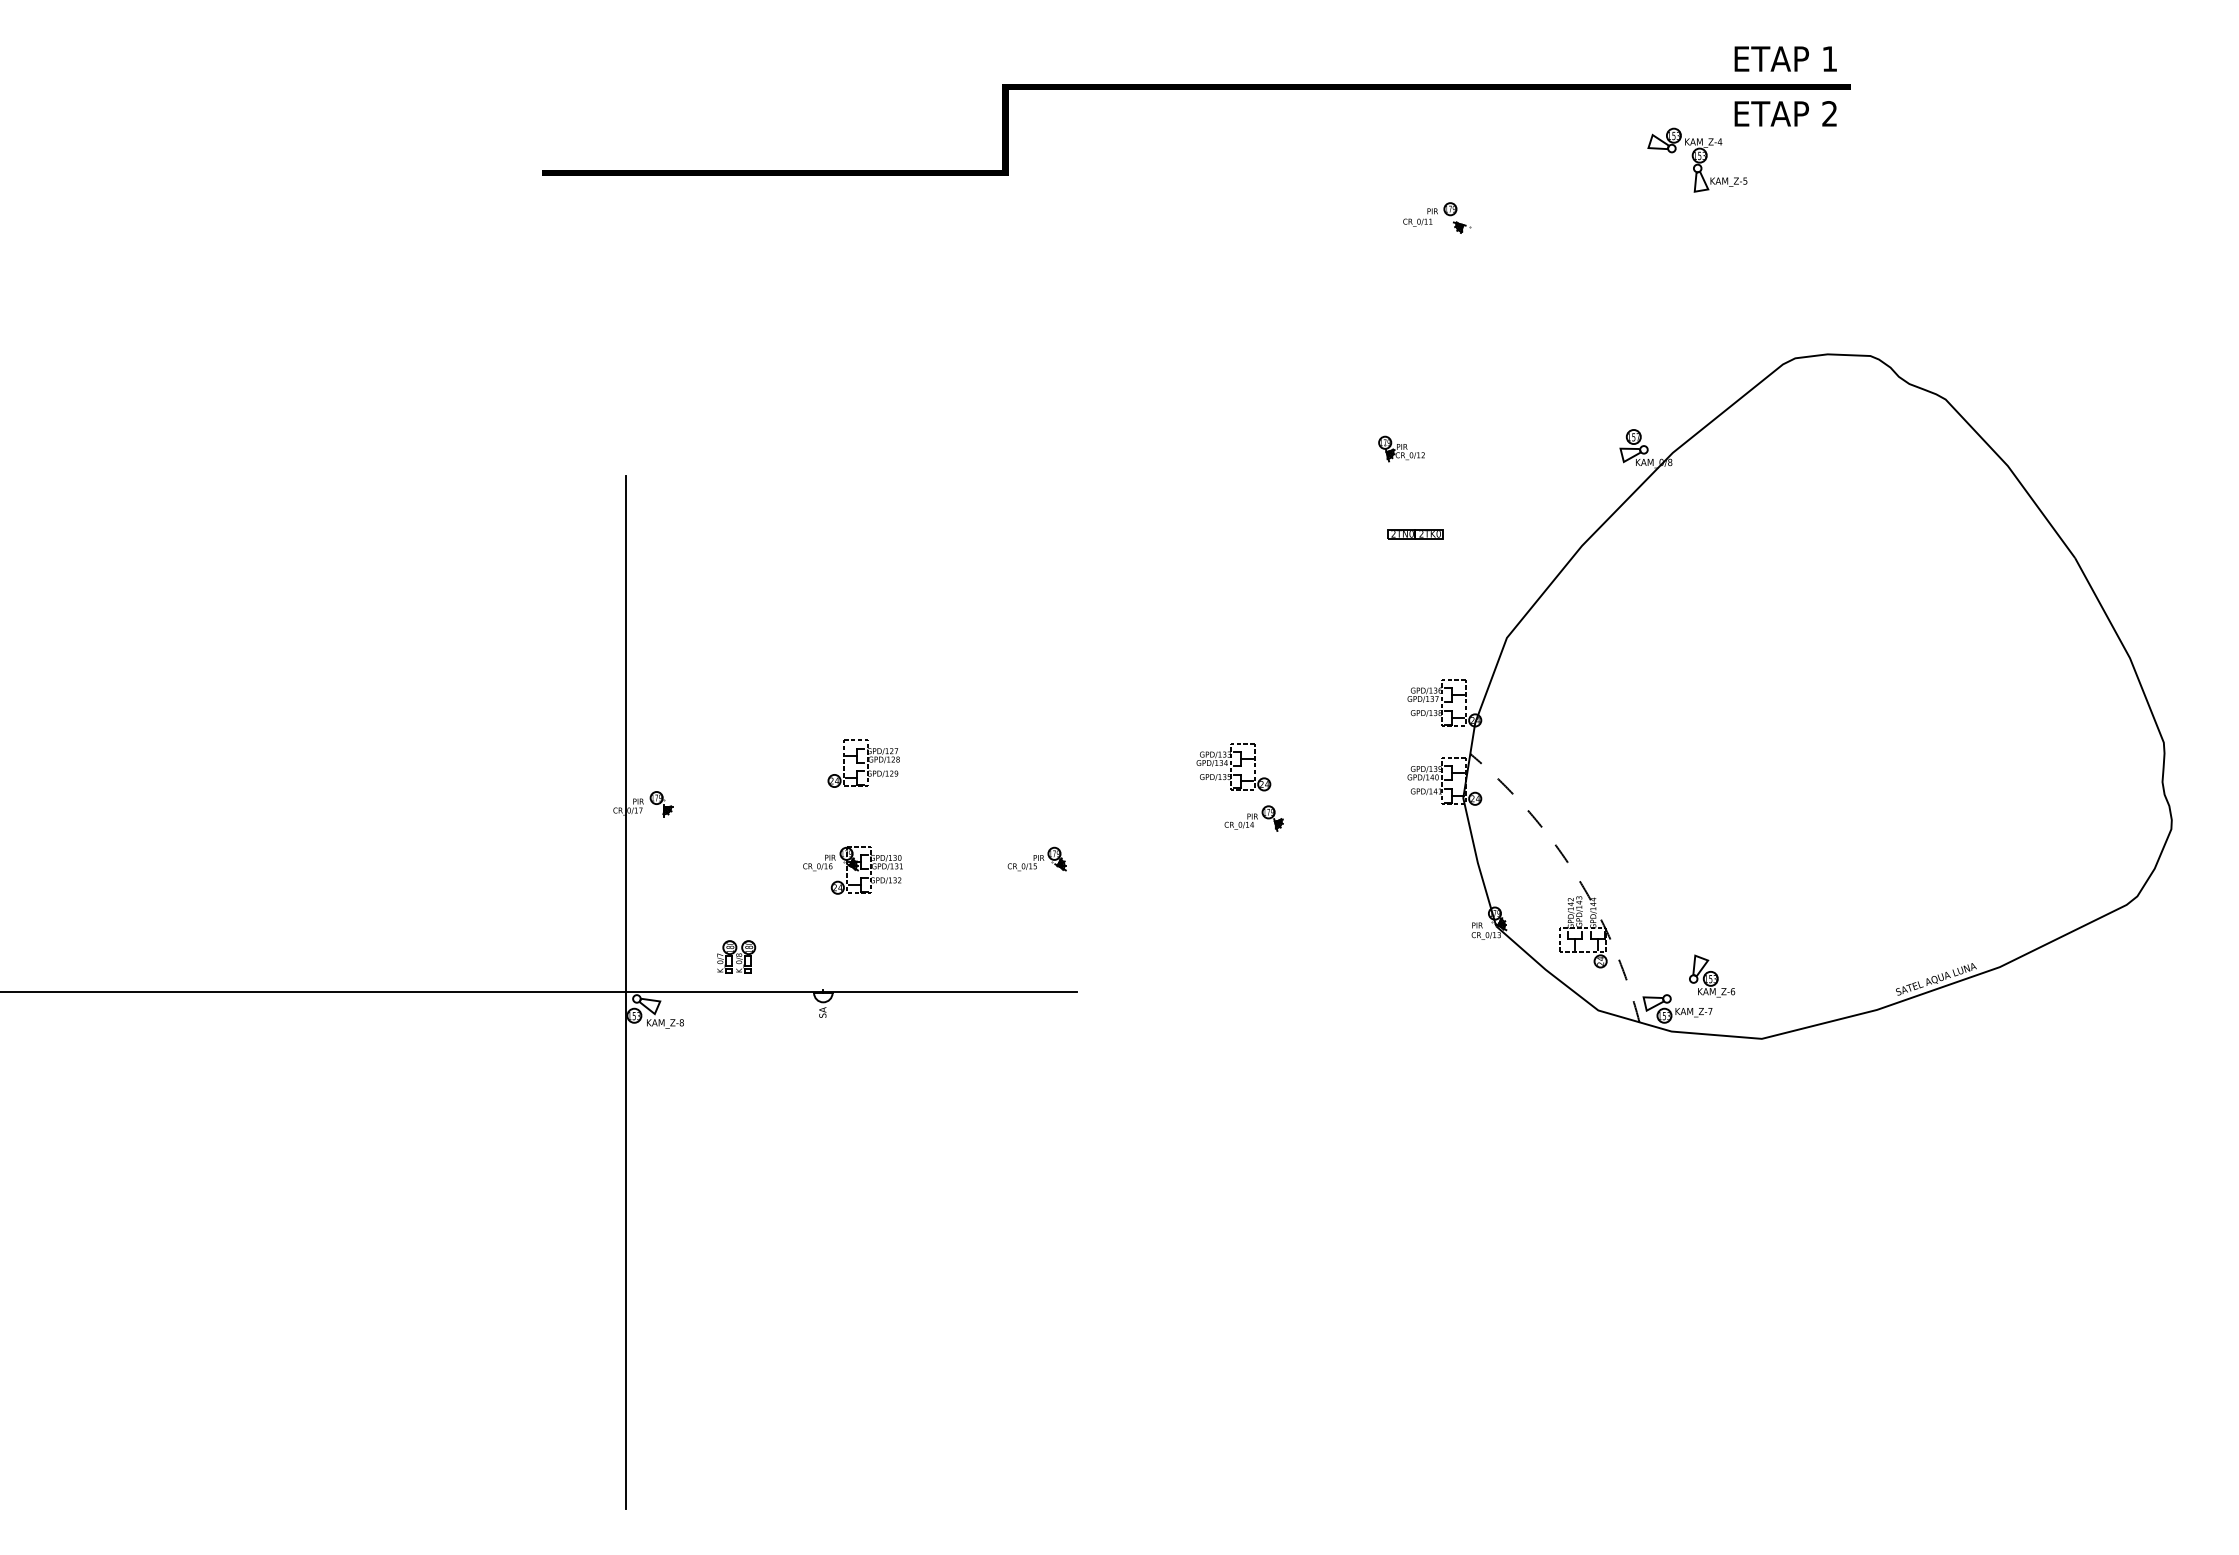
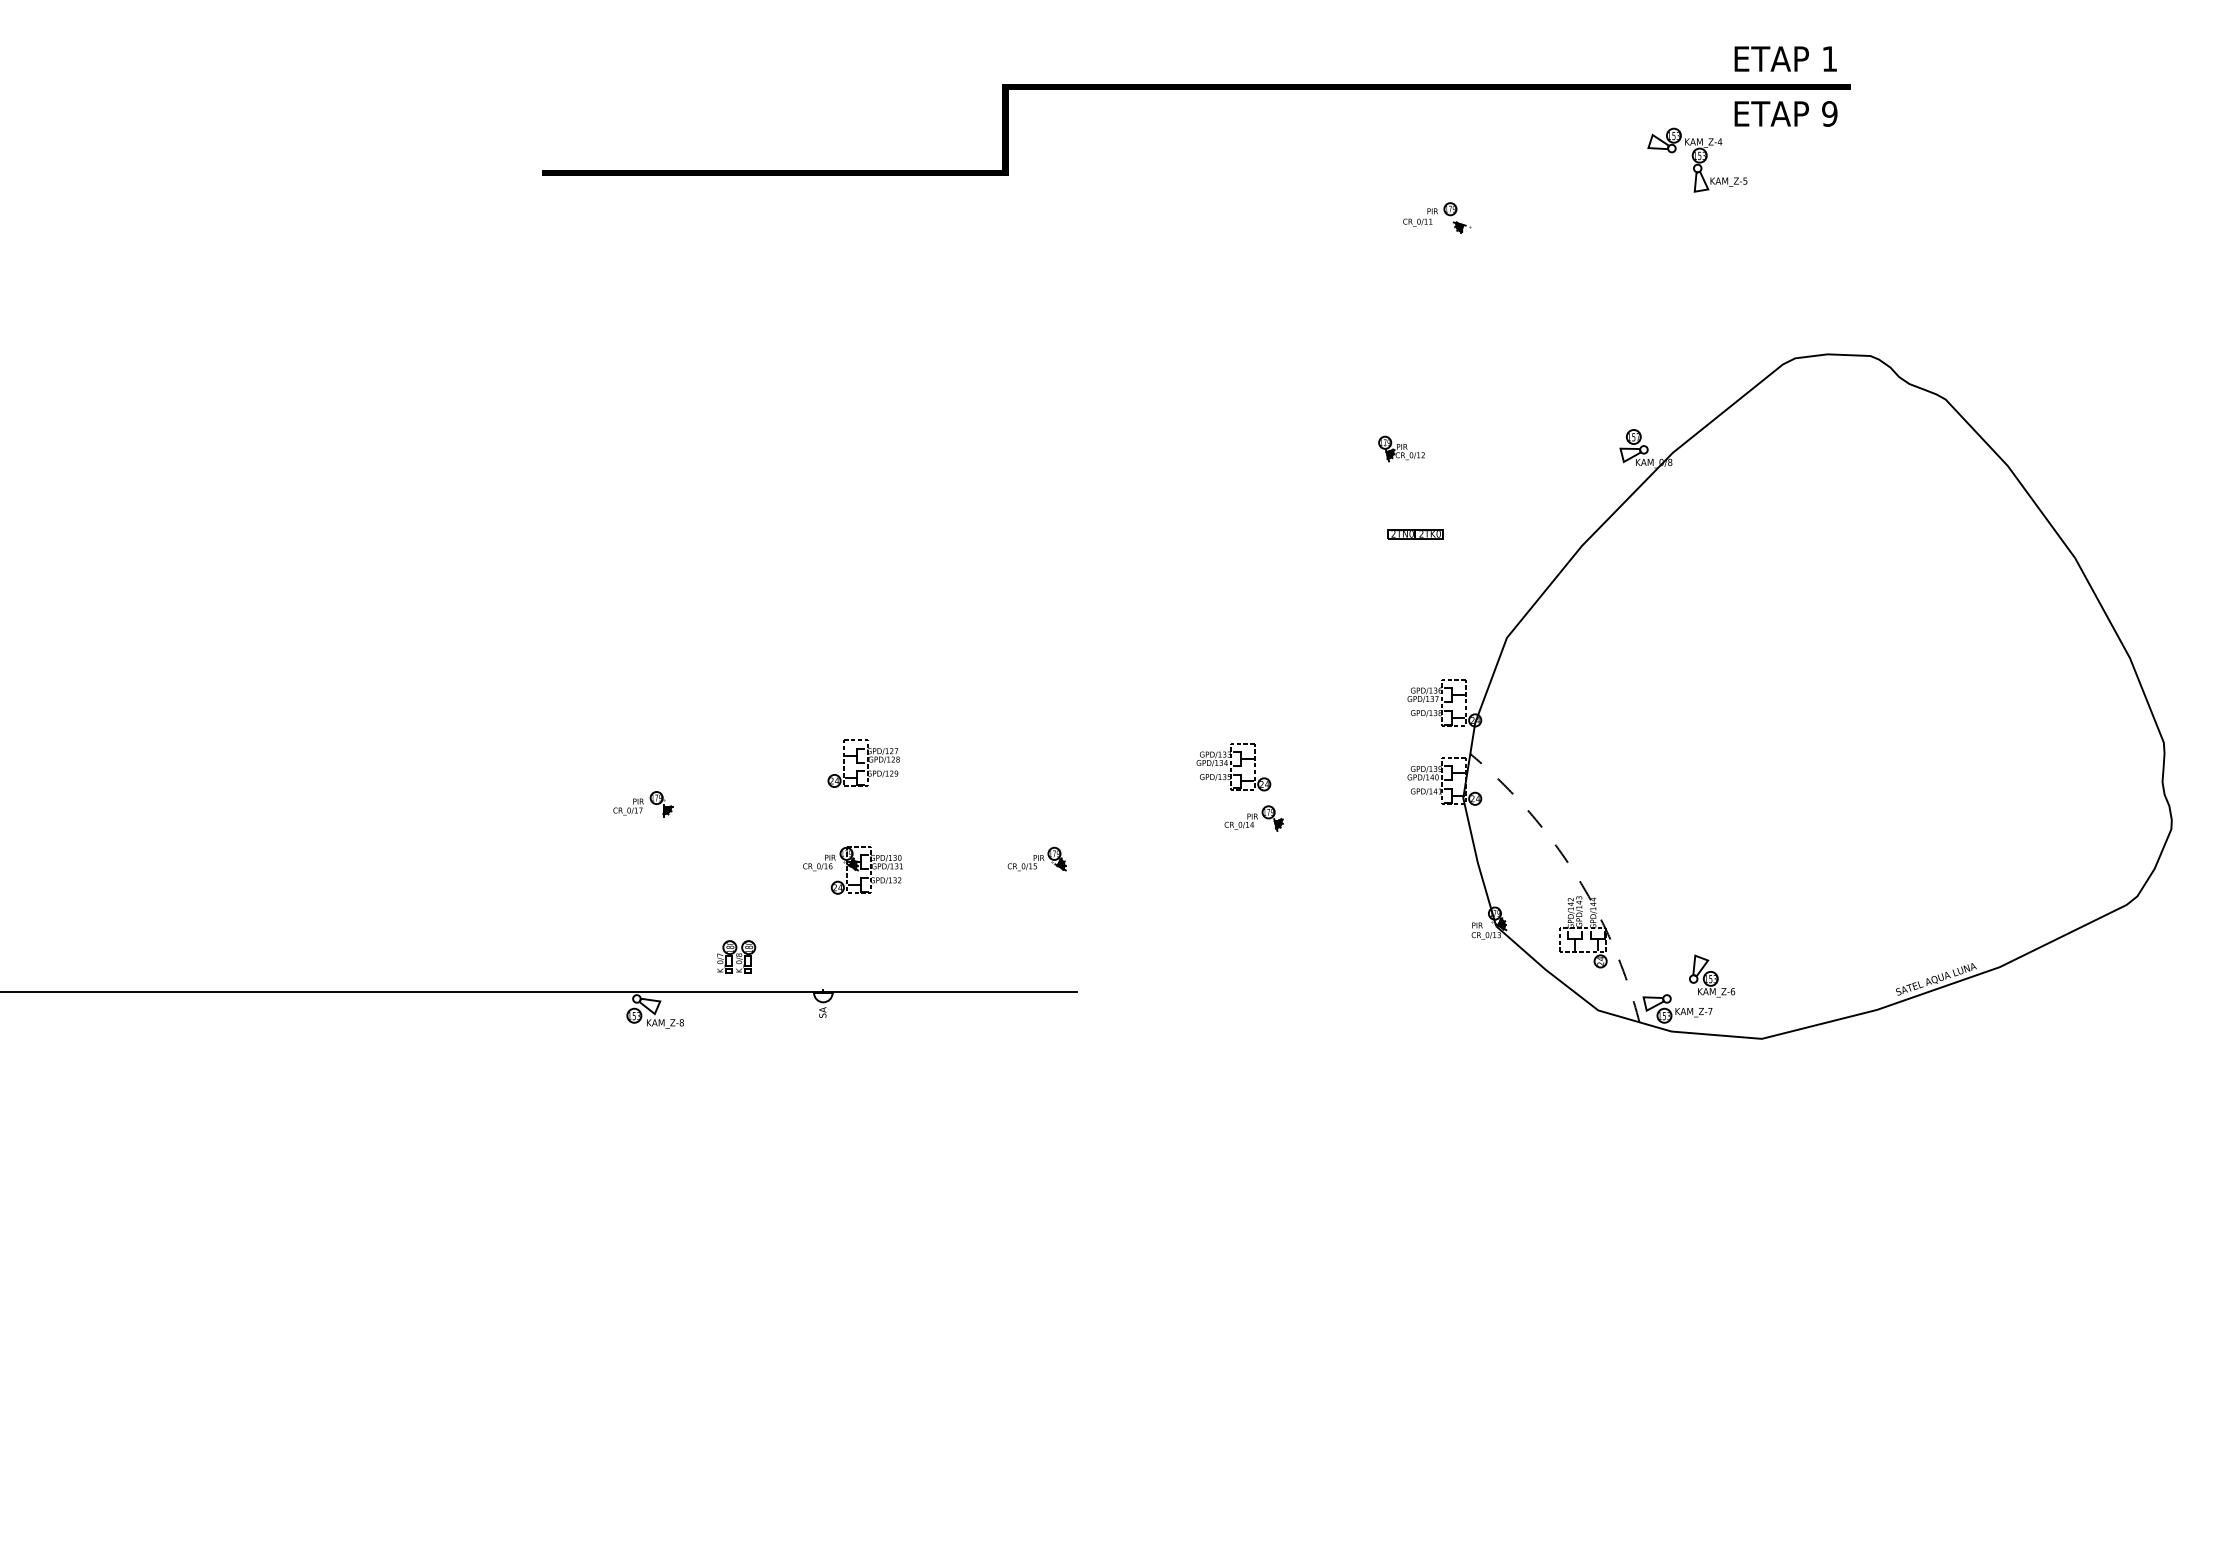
text: 2 -> 9 (1829, 113)
line: present -> none (625, 992)
